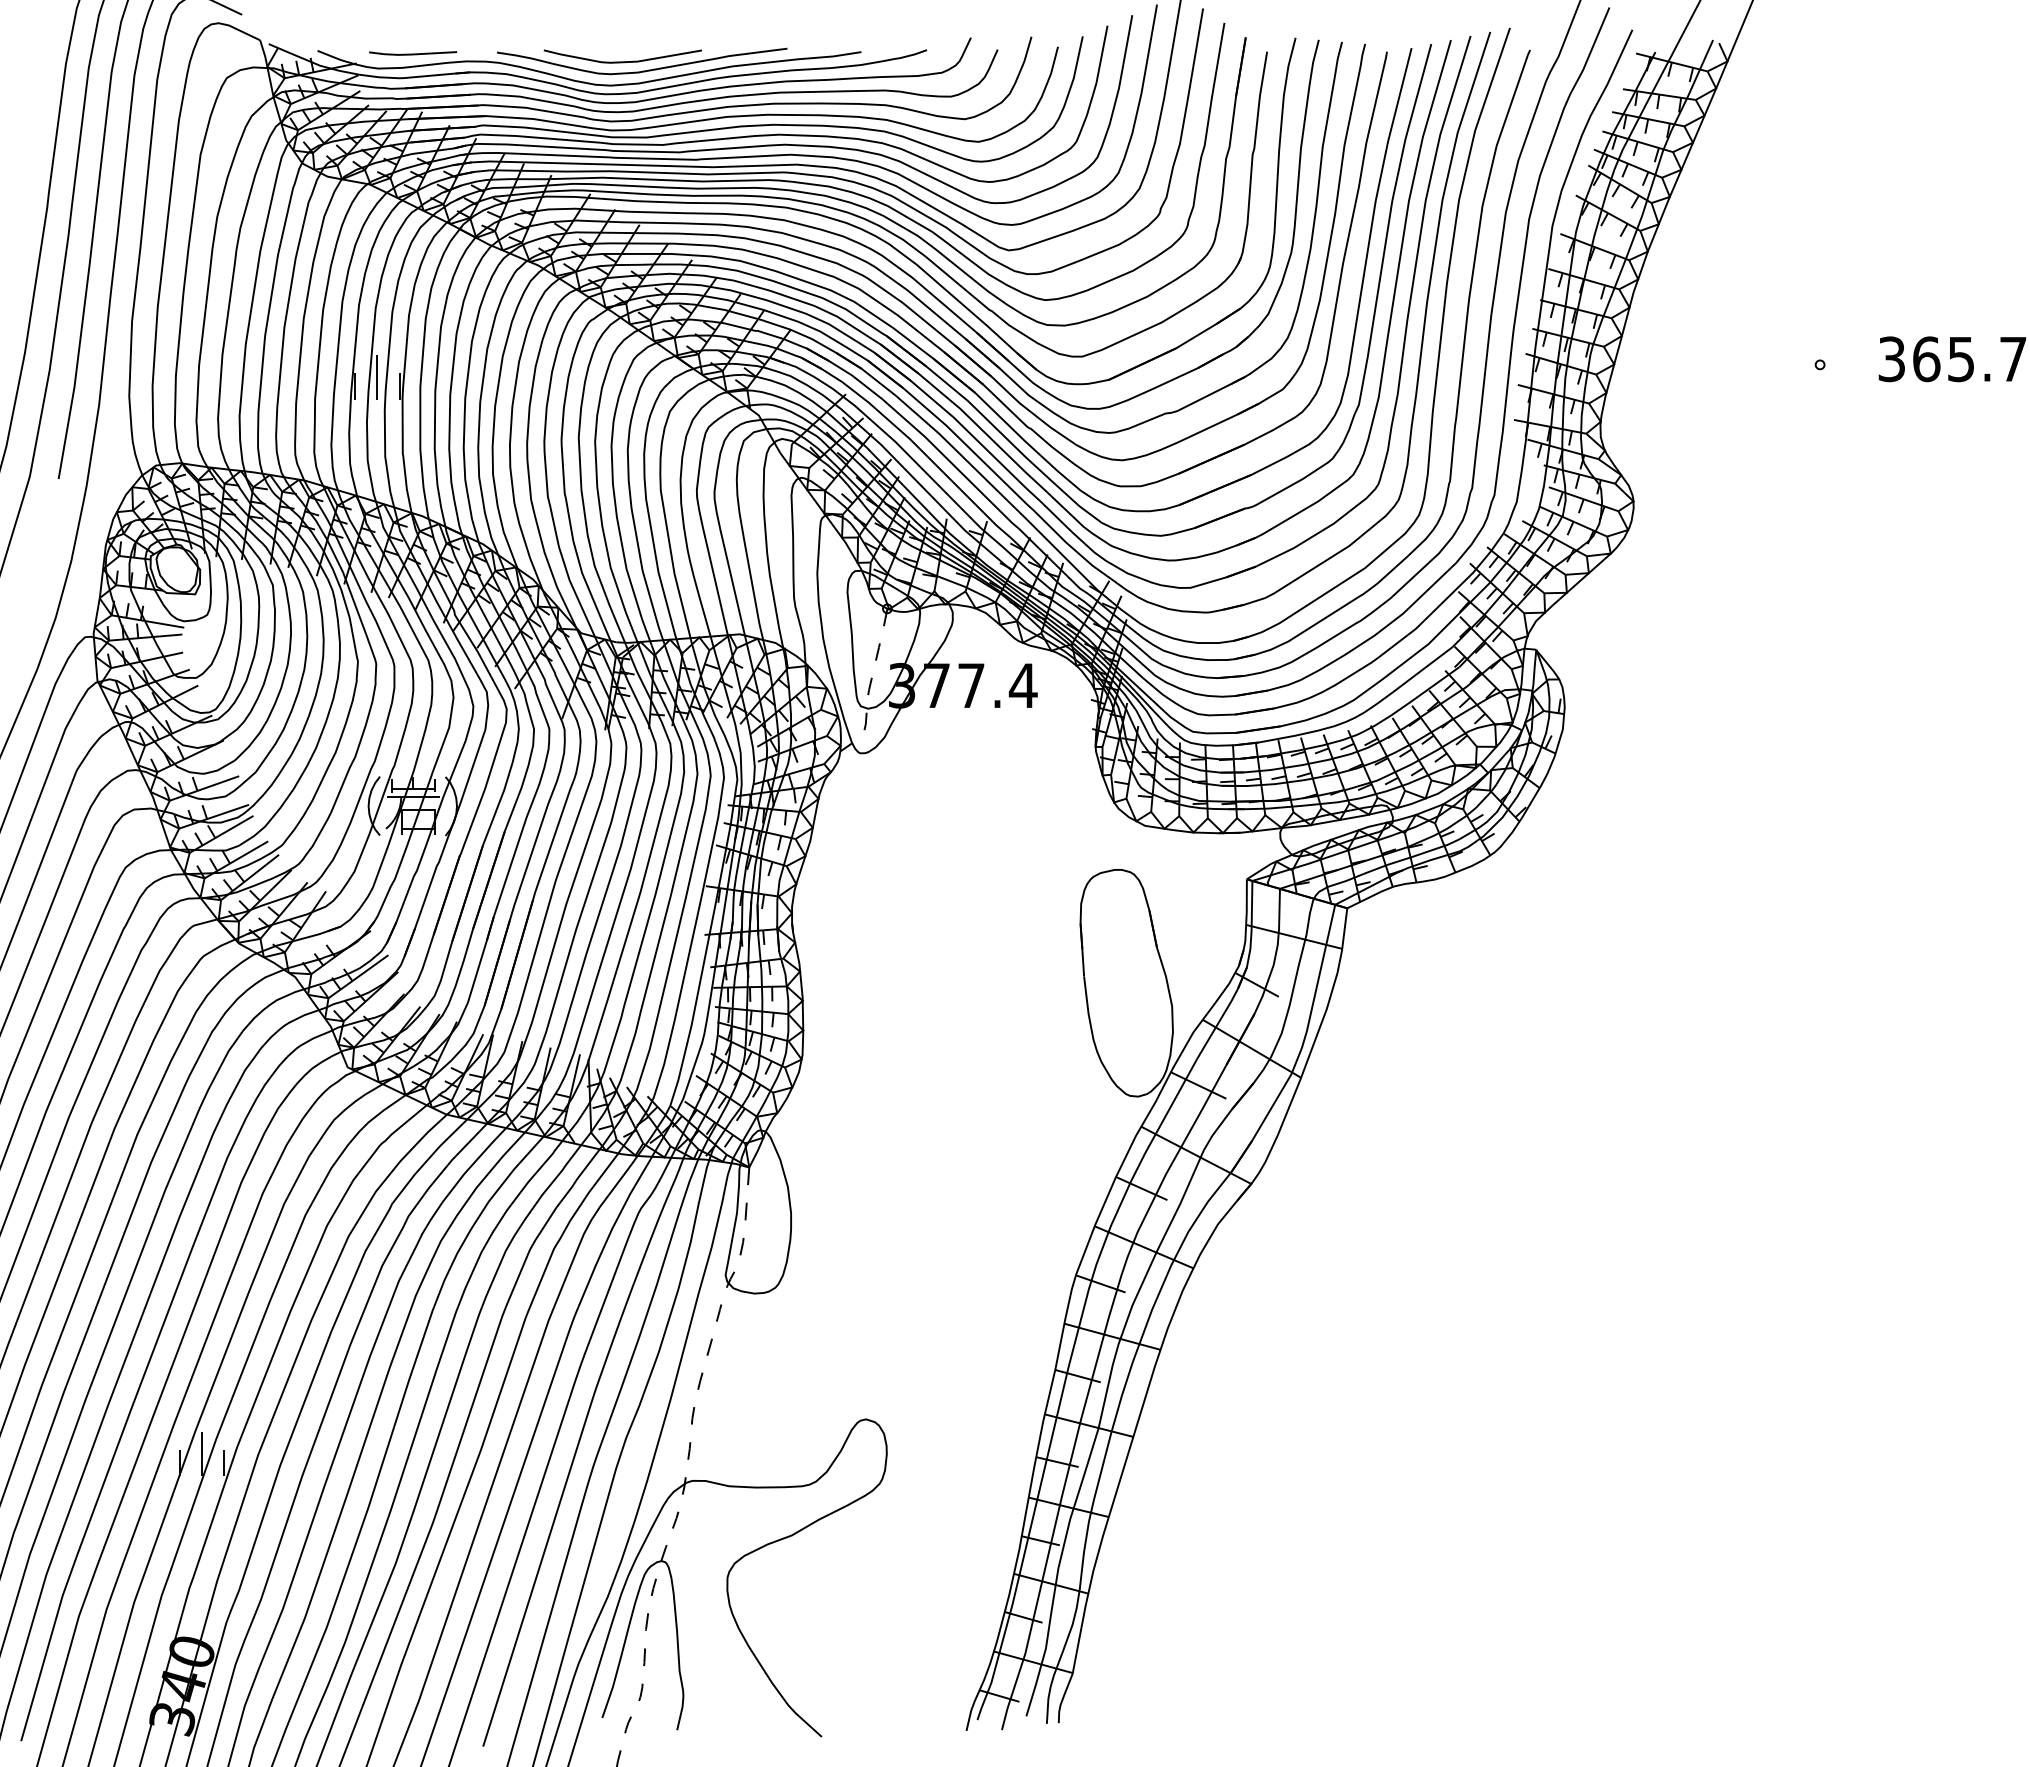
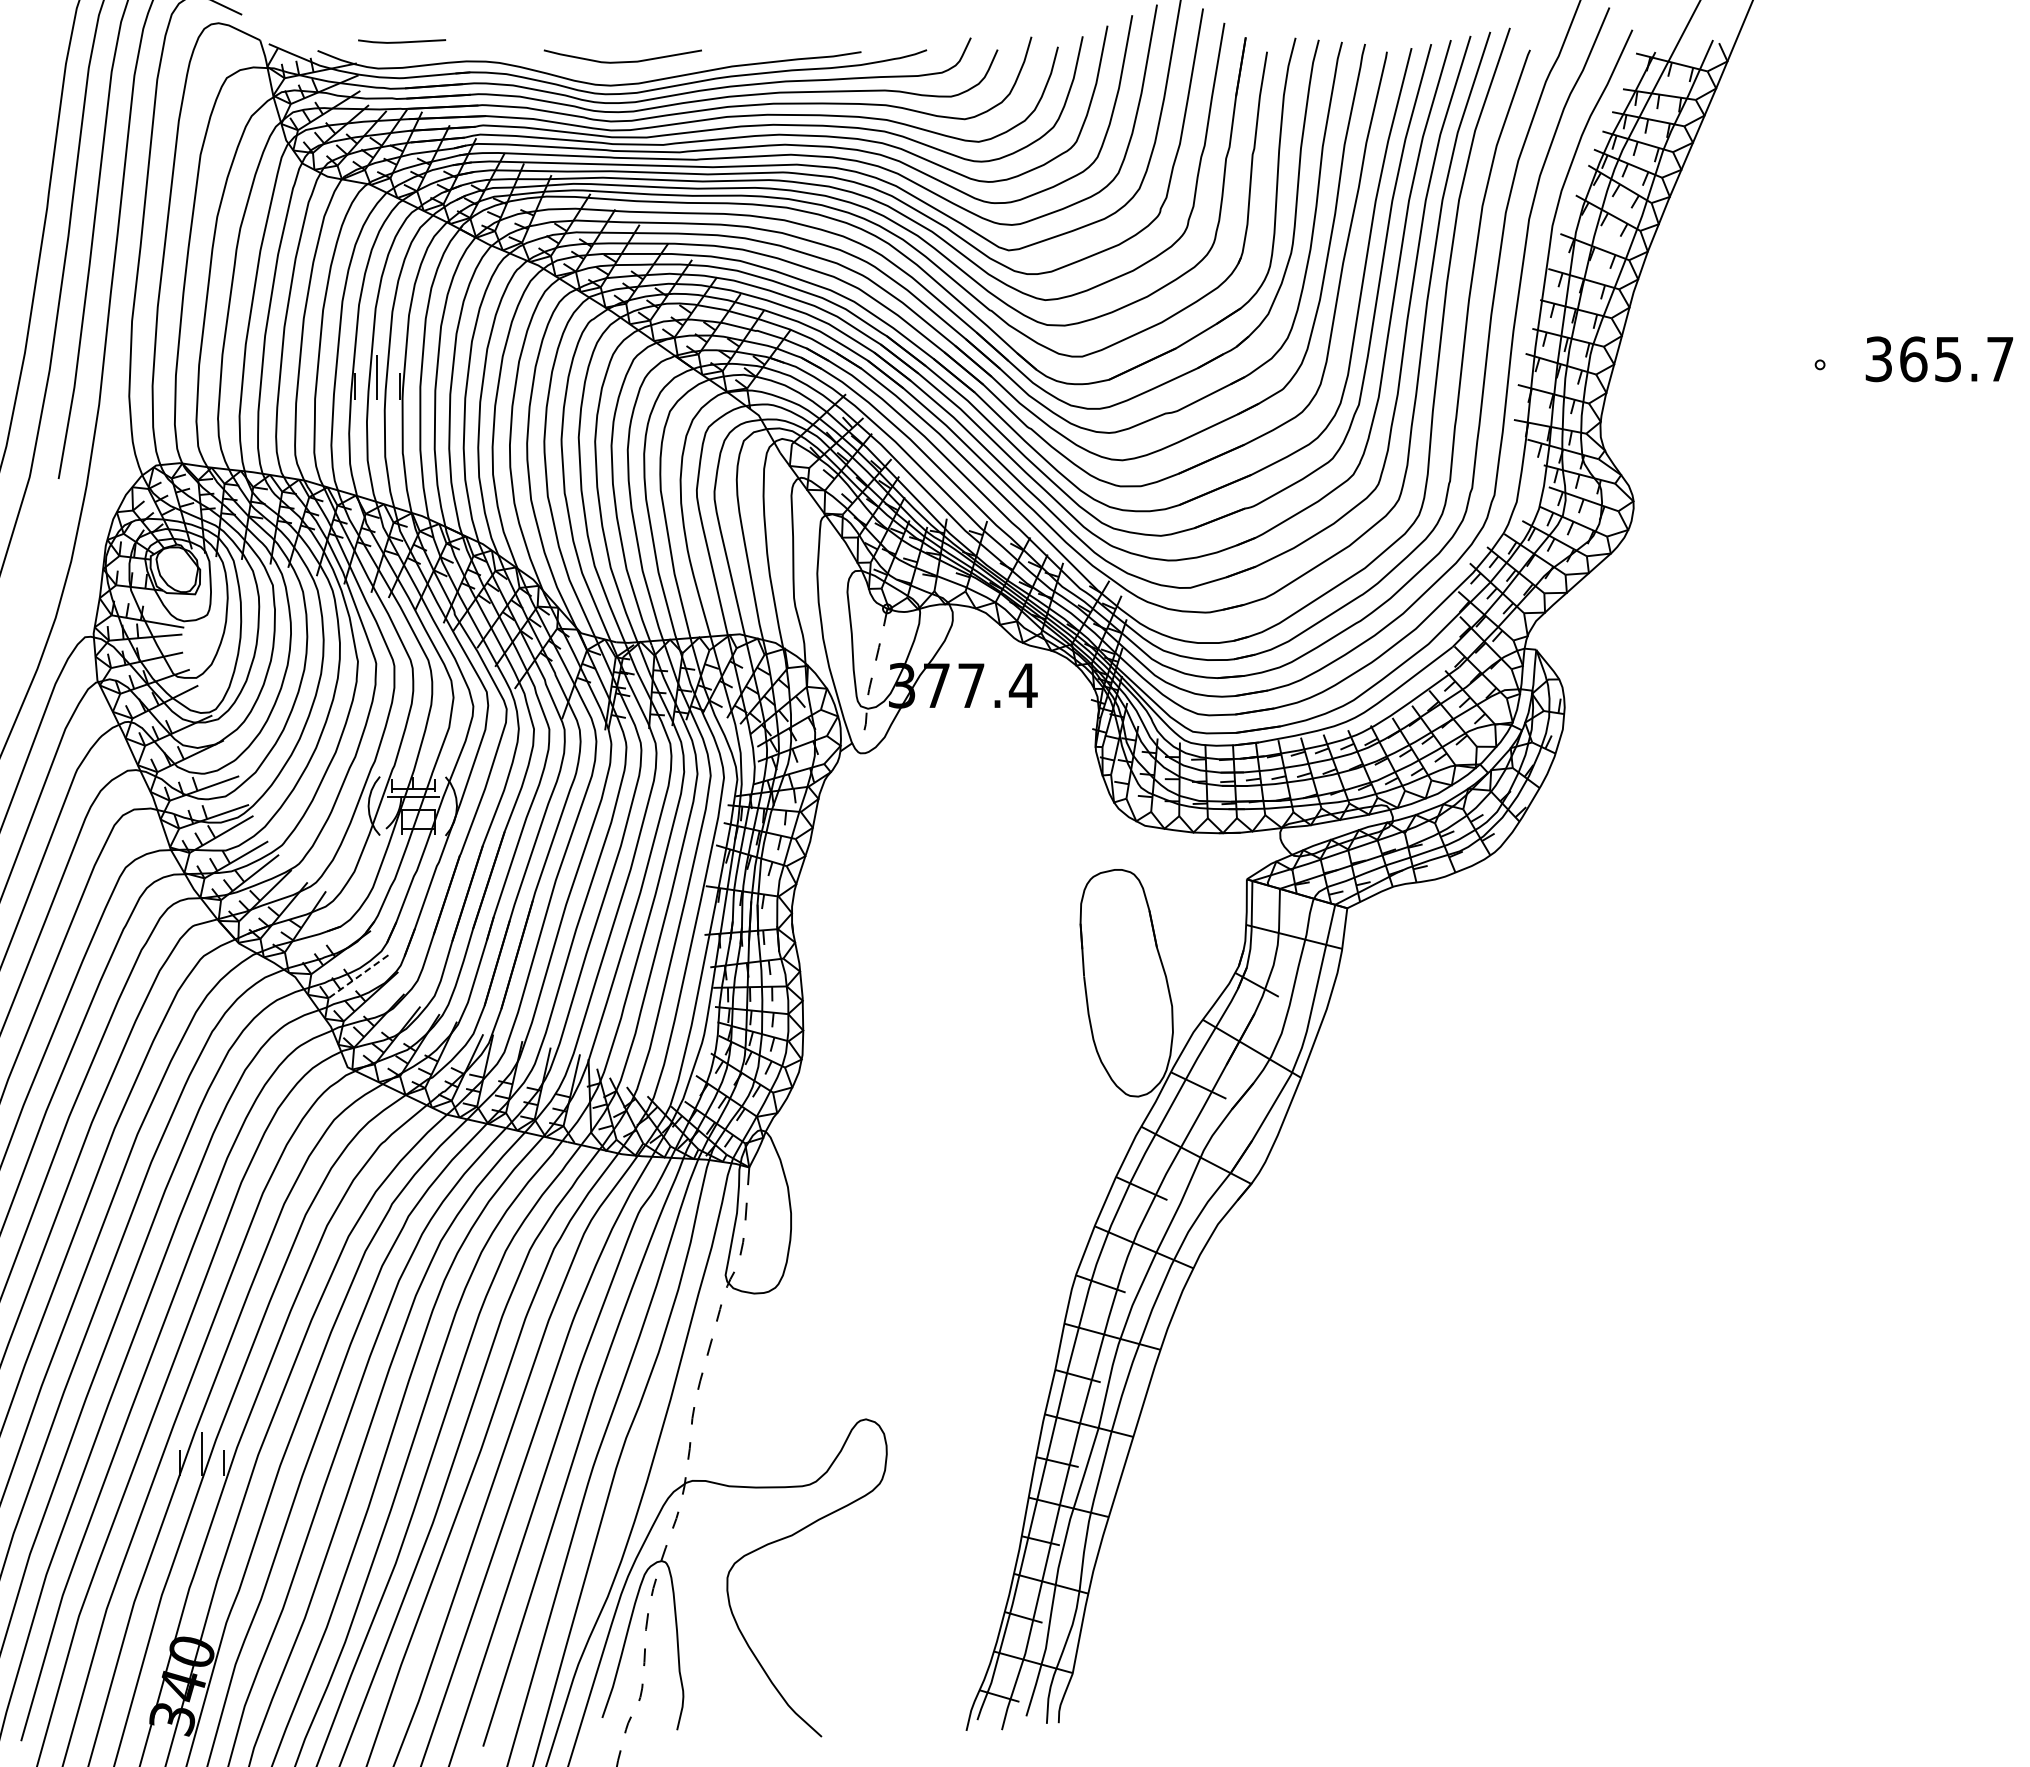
line position: (413, 53) -> (402, 41) (402, 41)
curve: present -> none (642, 70)
text position: (1952, 359) -> (1939, 359) (1939, 359)
line: solid -> dashed (358, 976)
